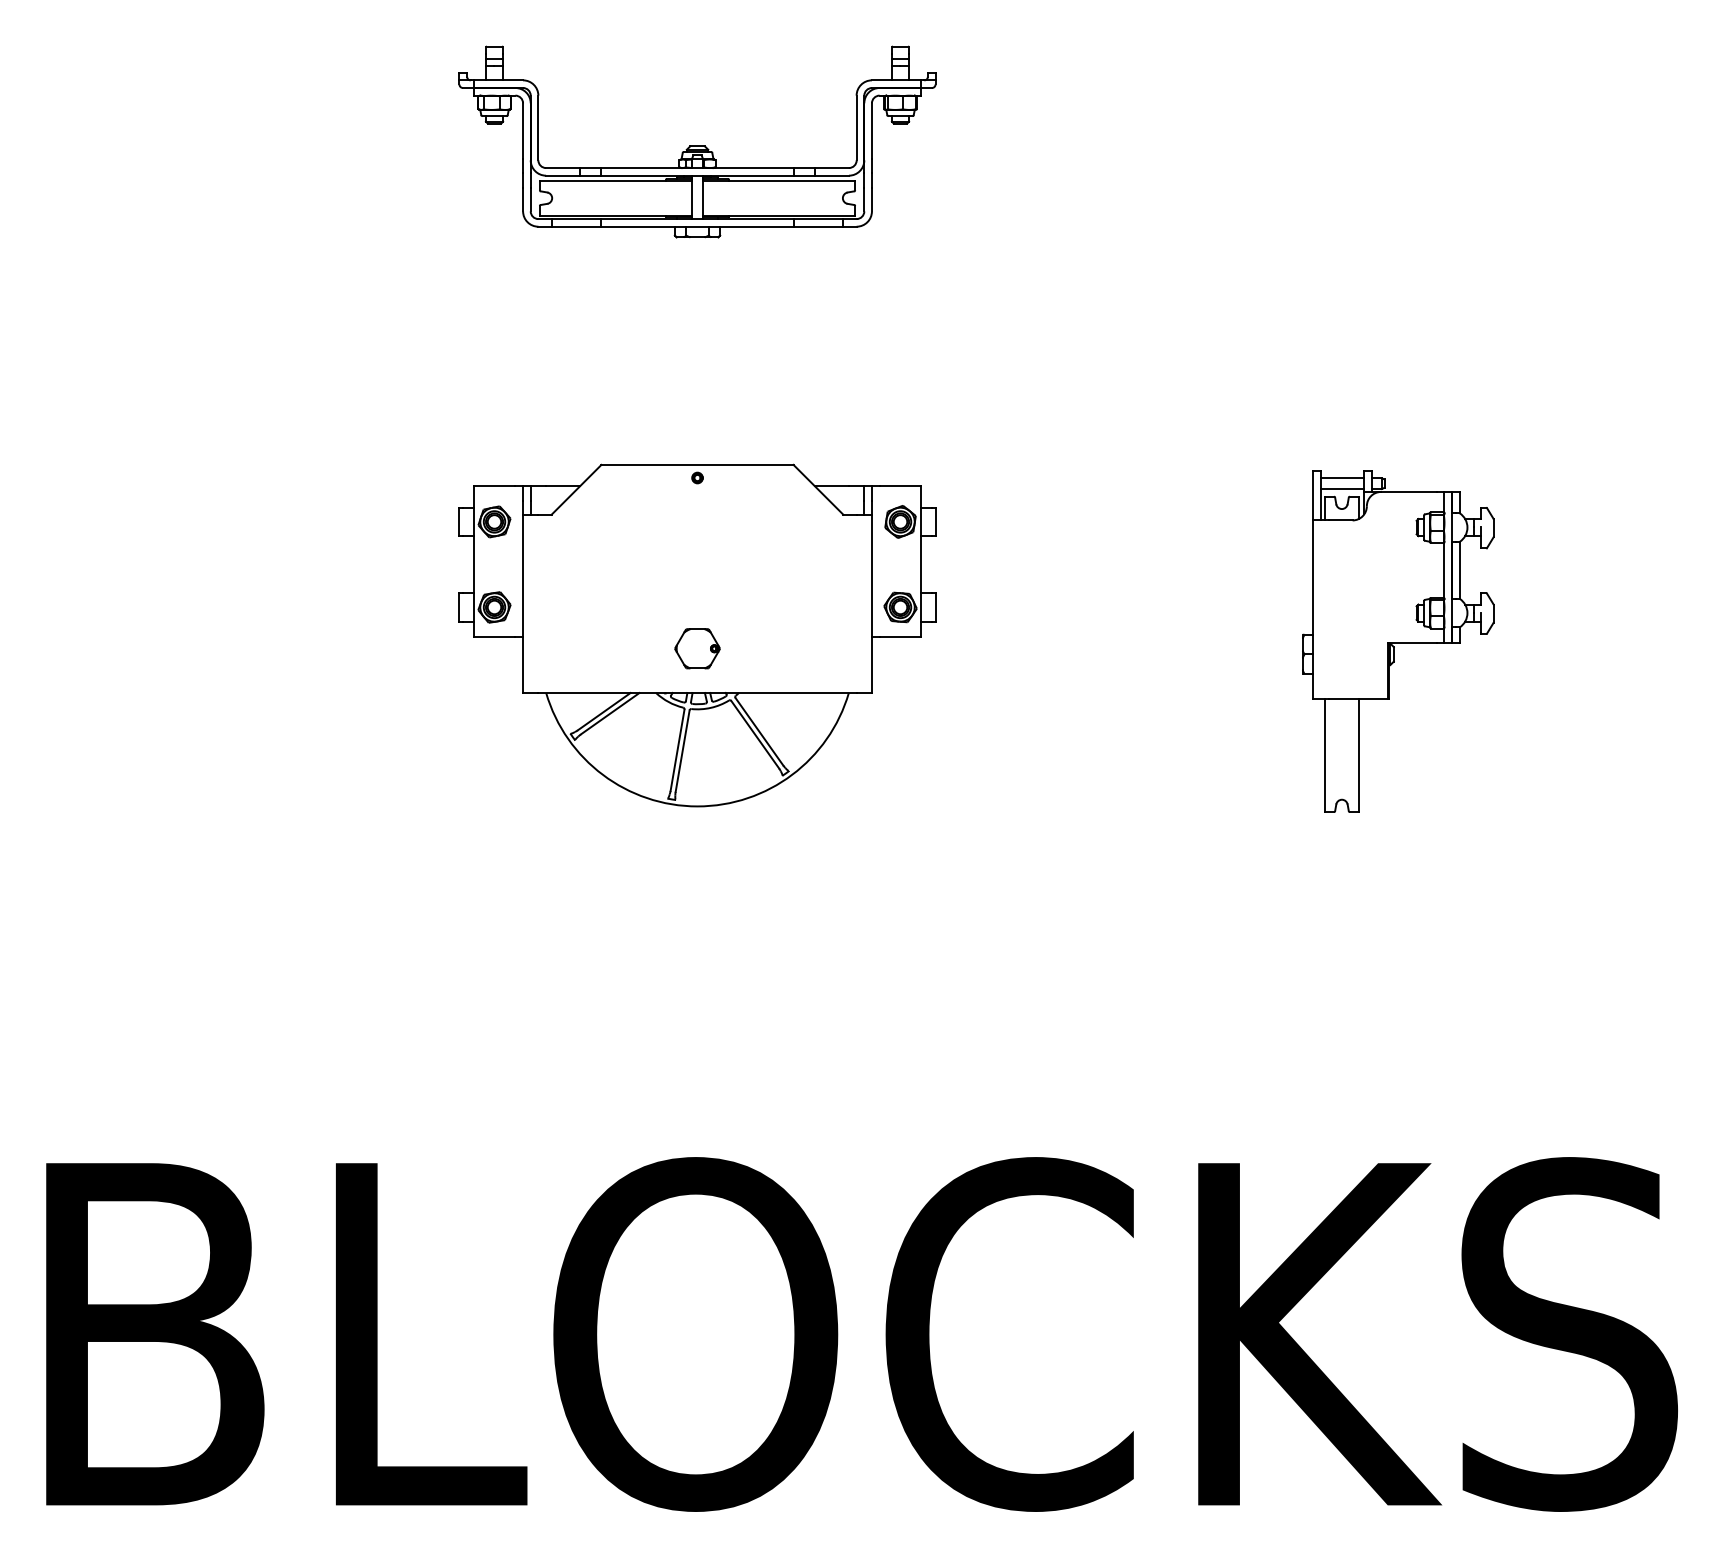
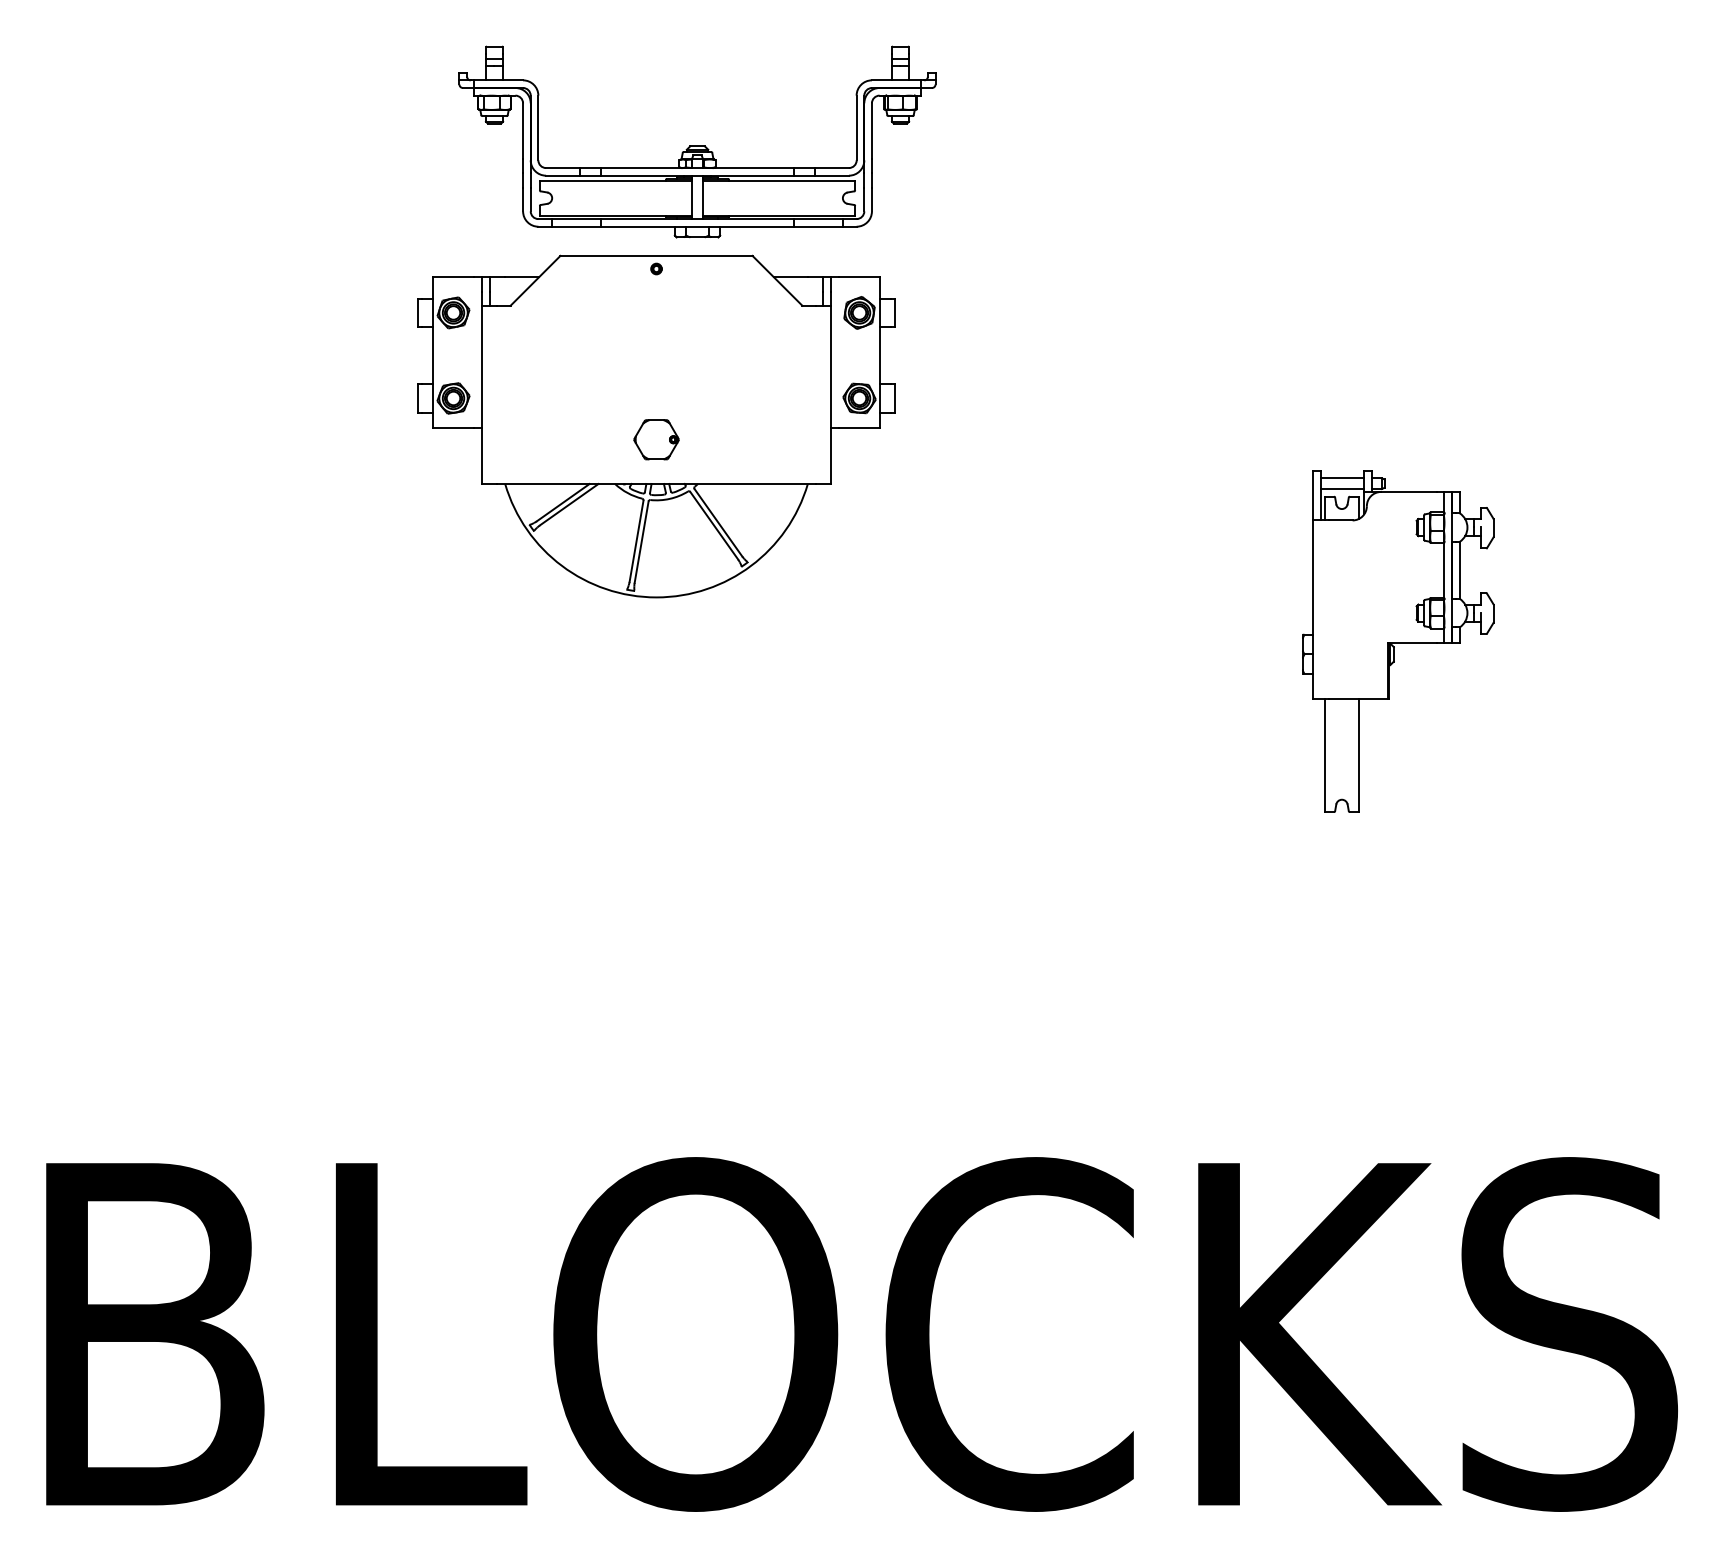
part position: (697, 635) -> (656, 426) (656, 426)
